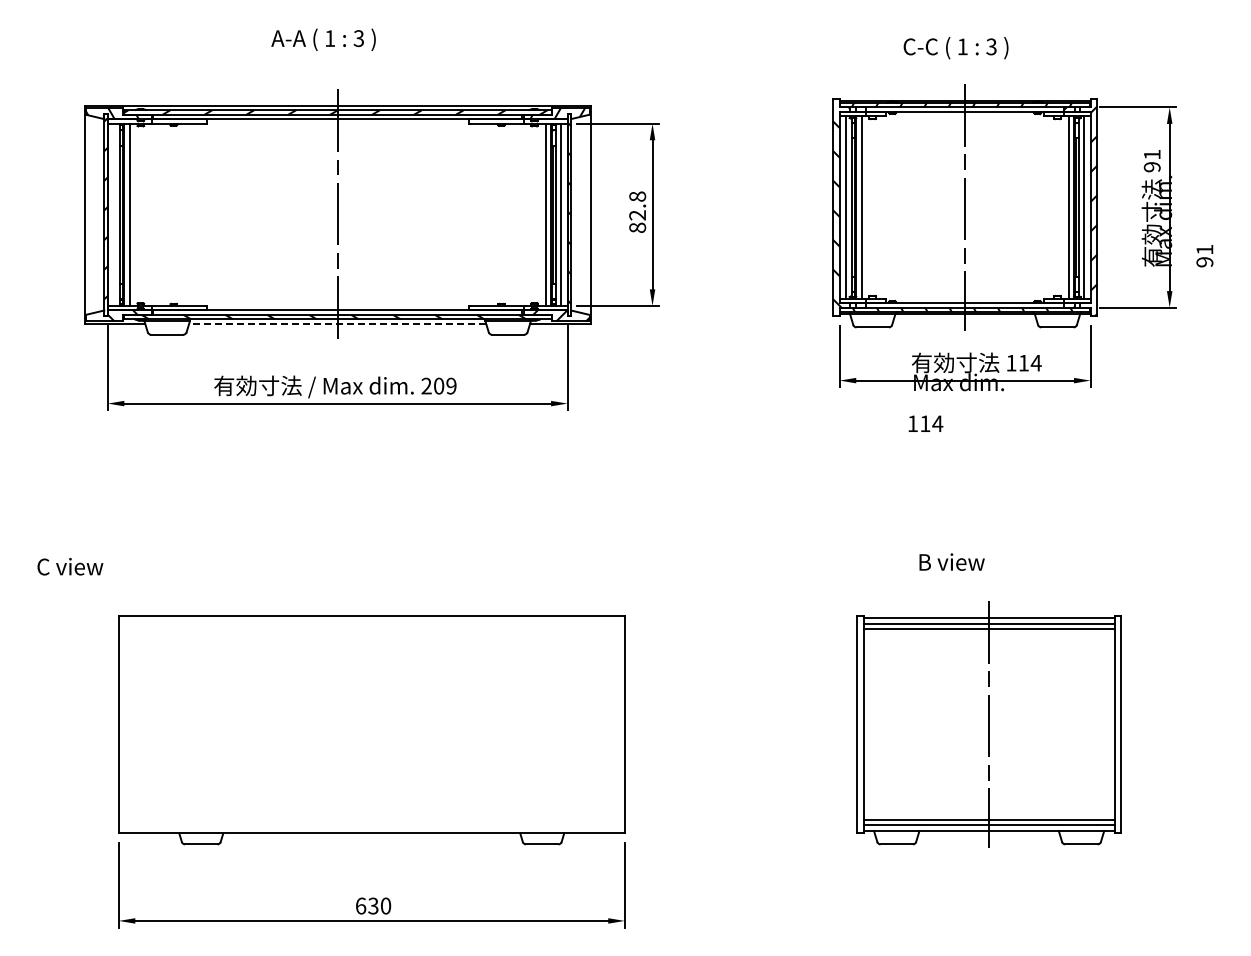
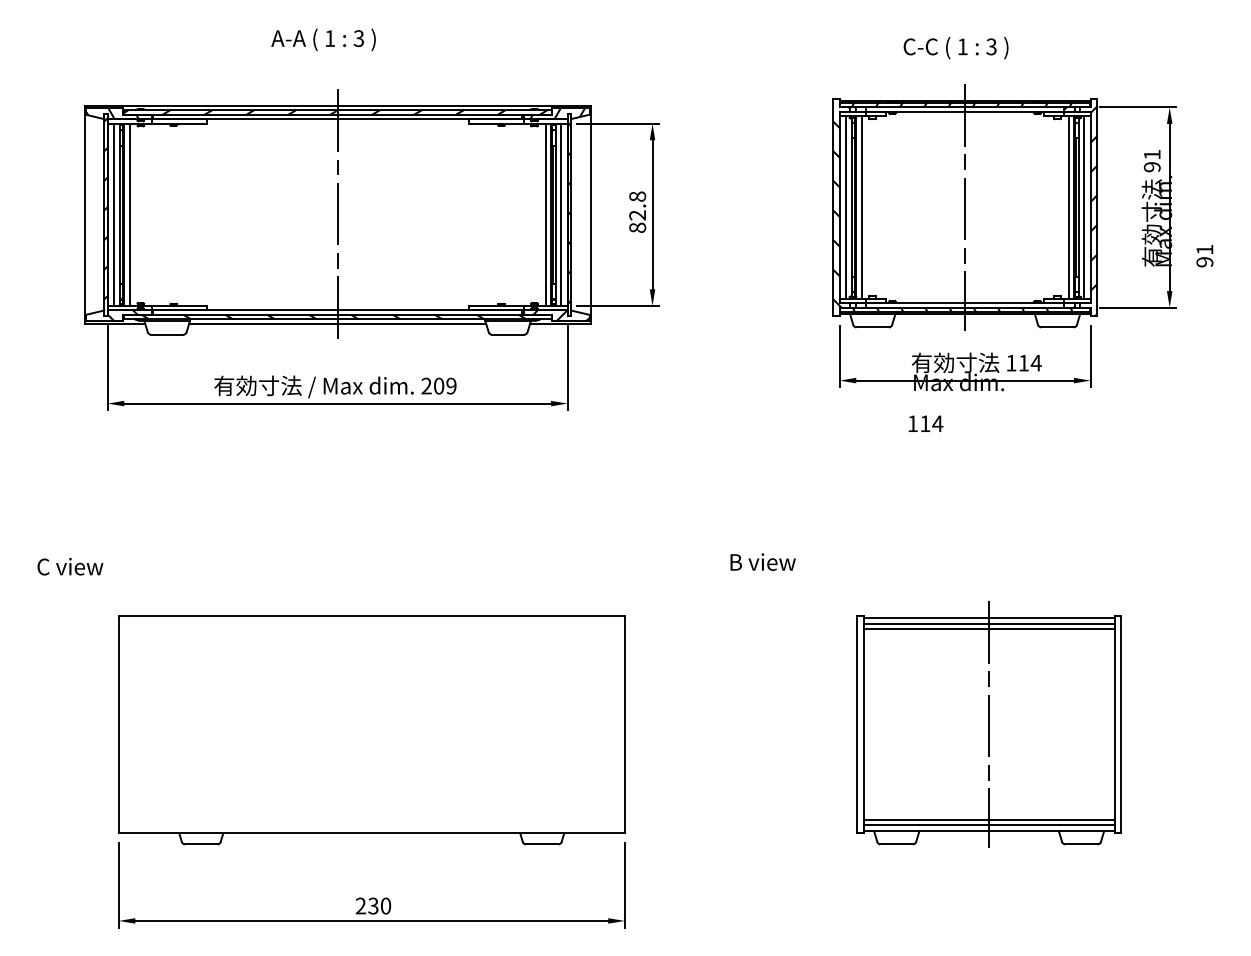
line: none -> present (114, 214)
line: dashed -> solid (337, 323)
text position: (951, 561) -> (762, 561) (762, 561)
text: 630 -> 230 (360, 905)
